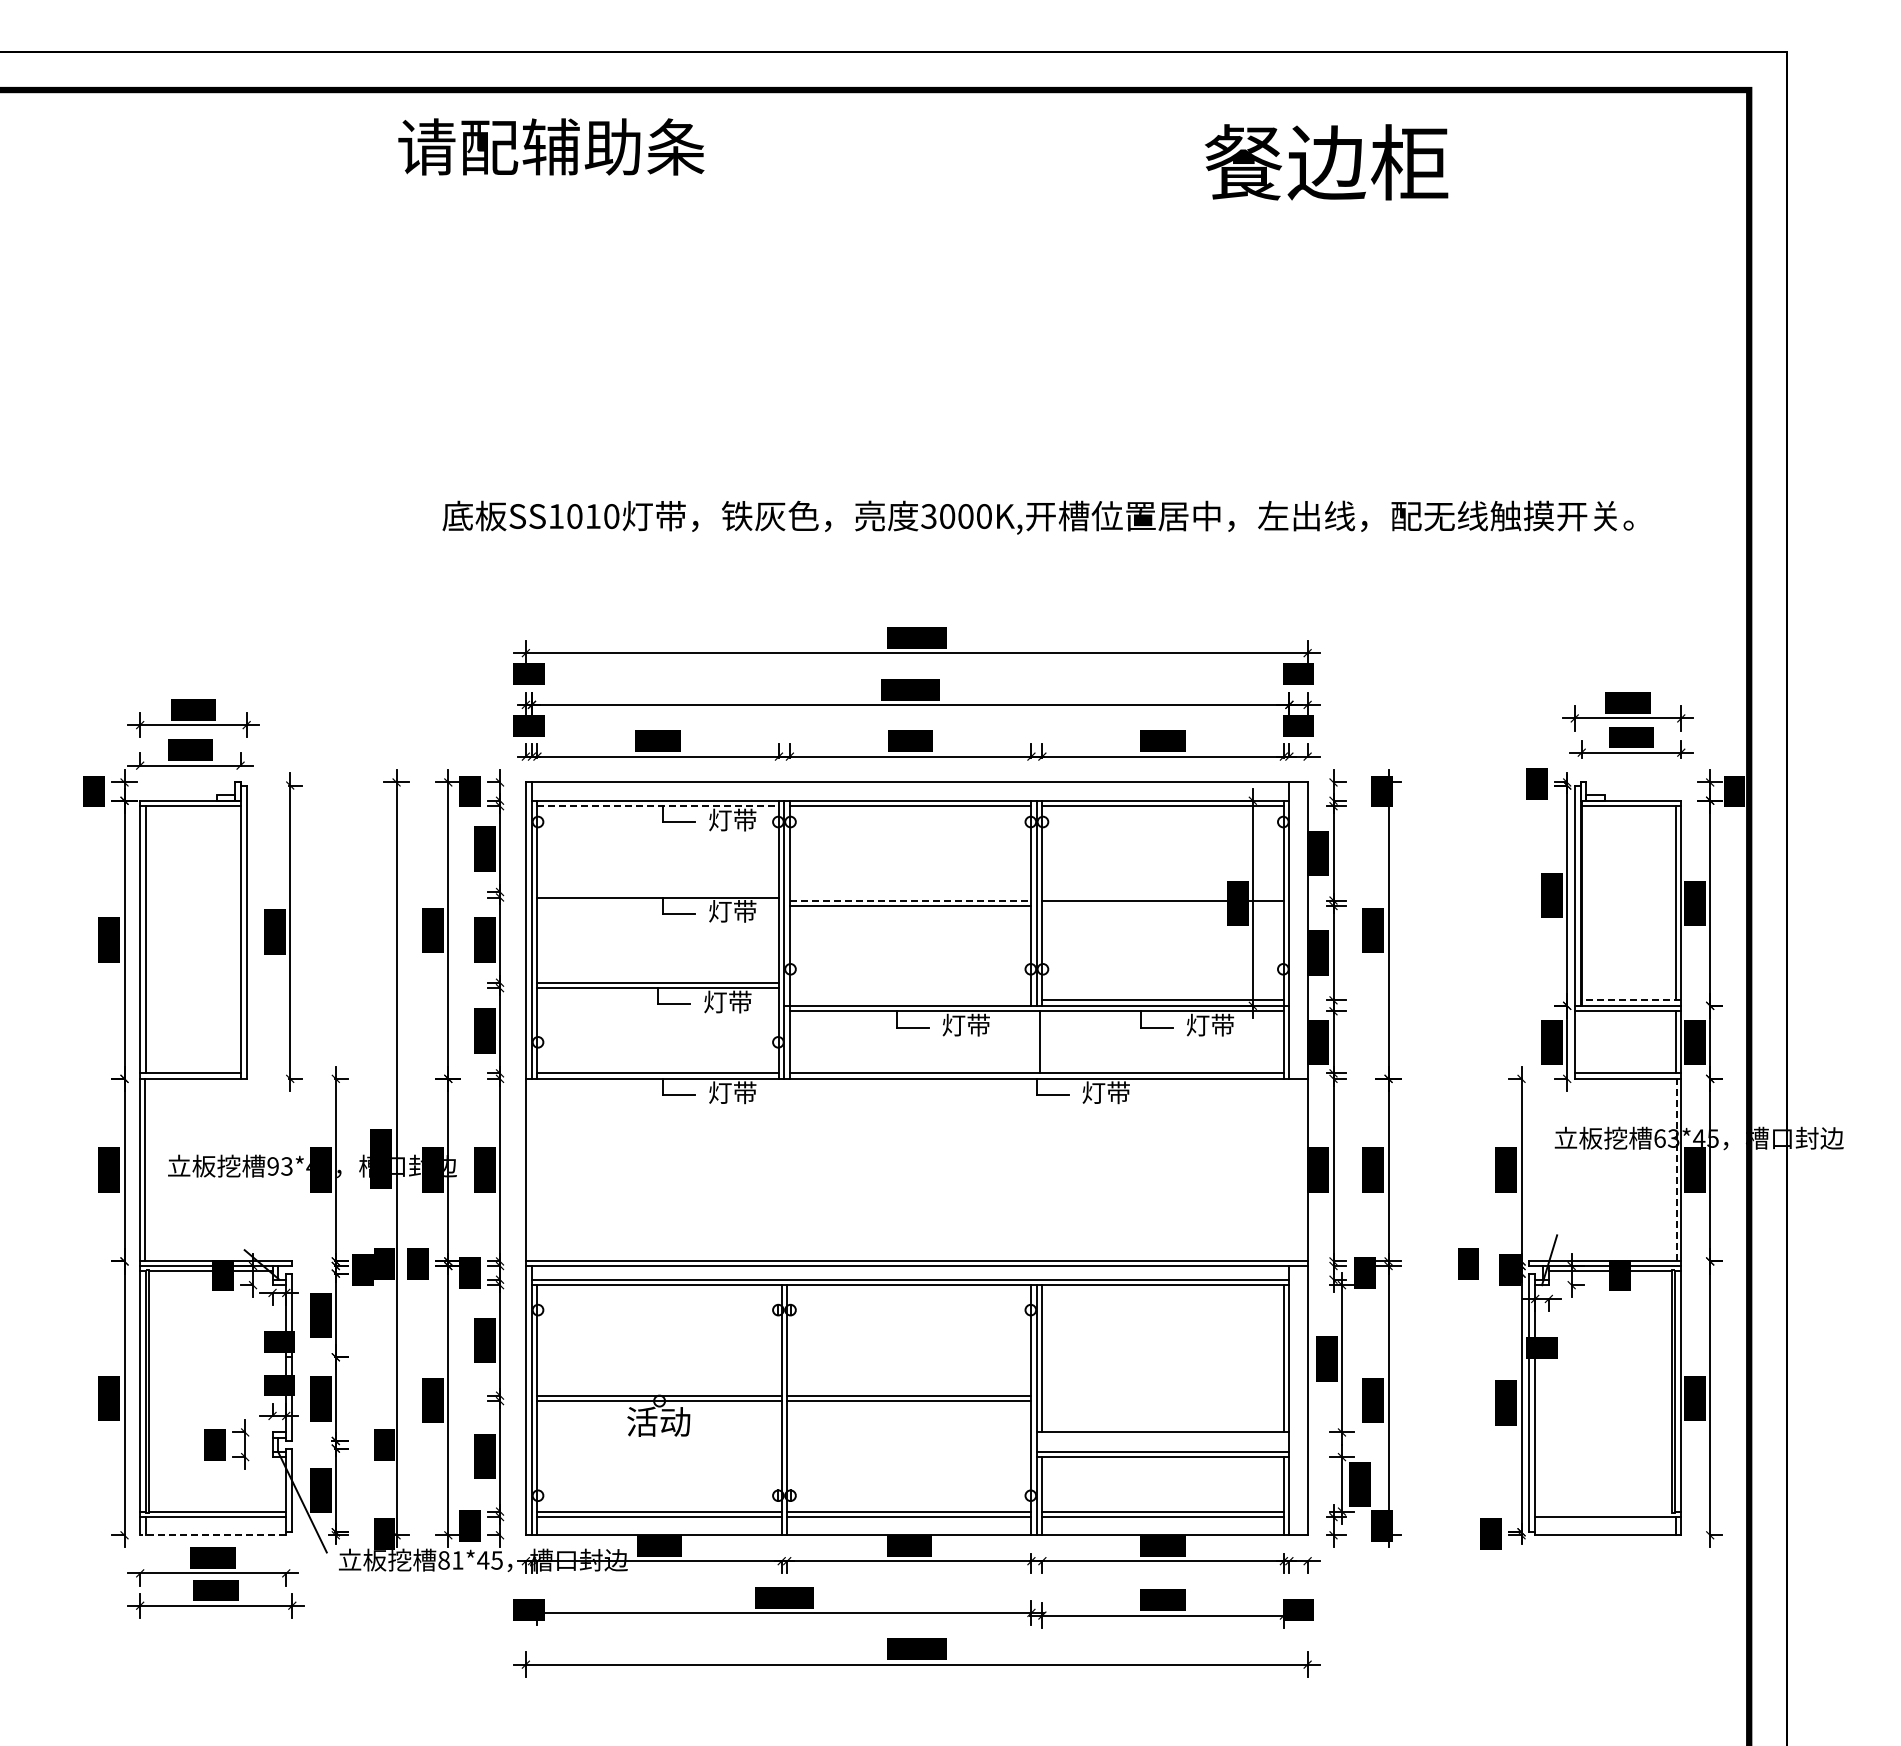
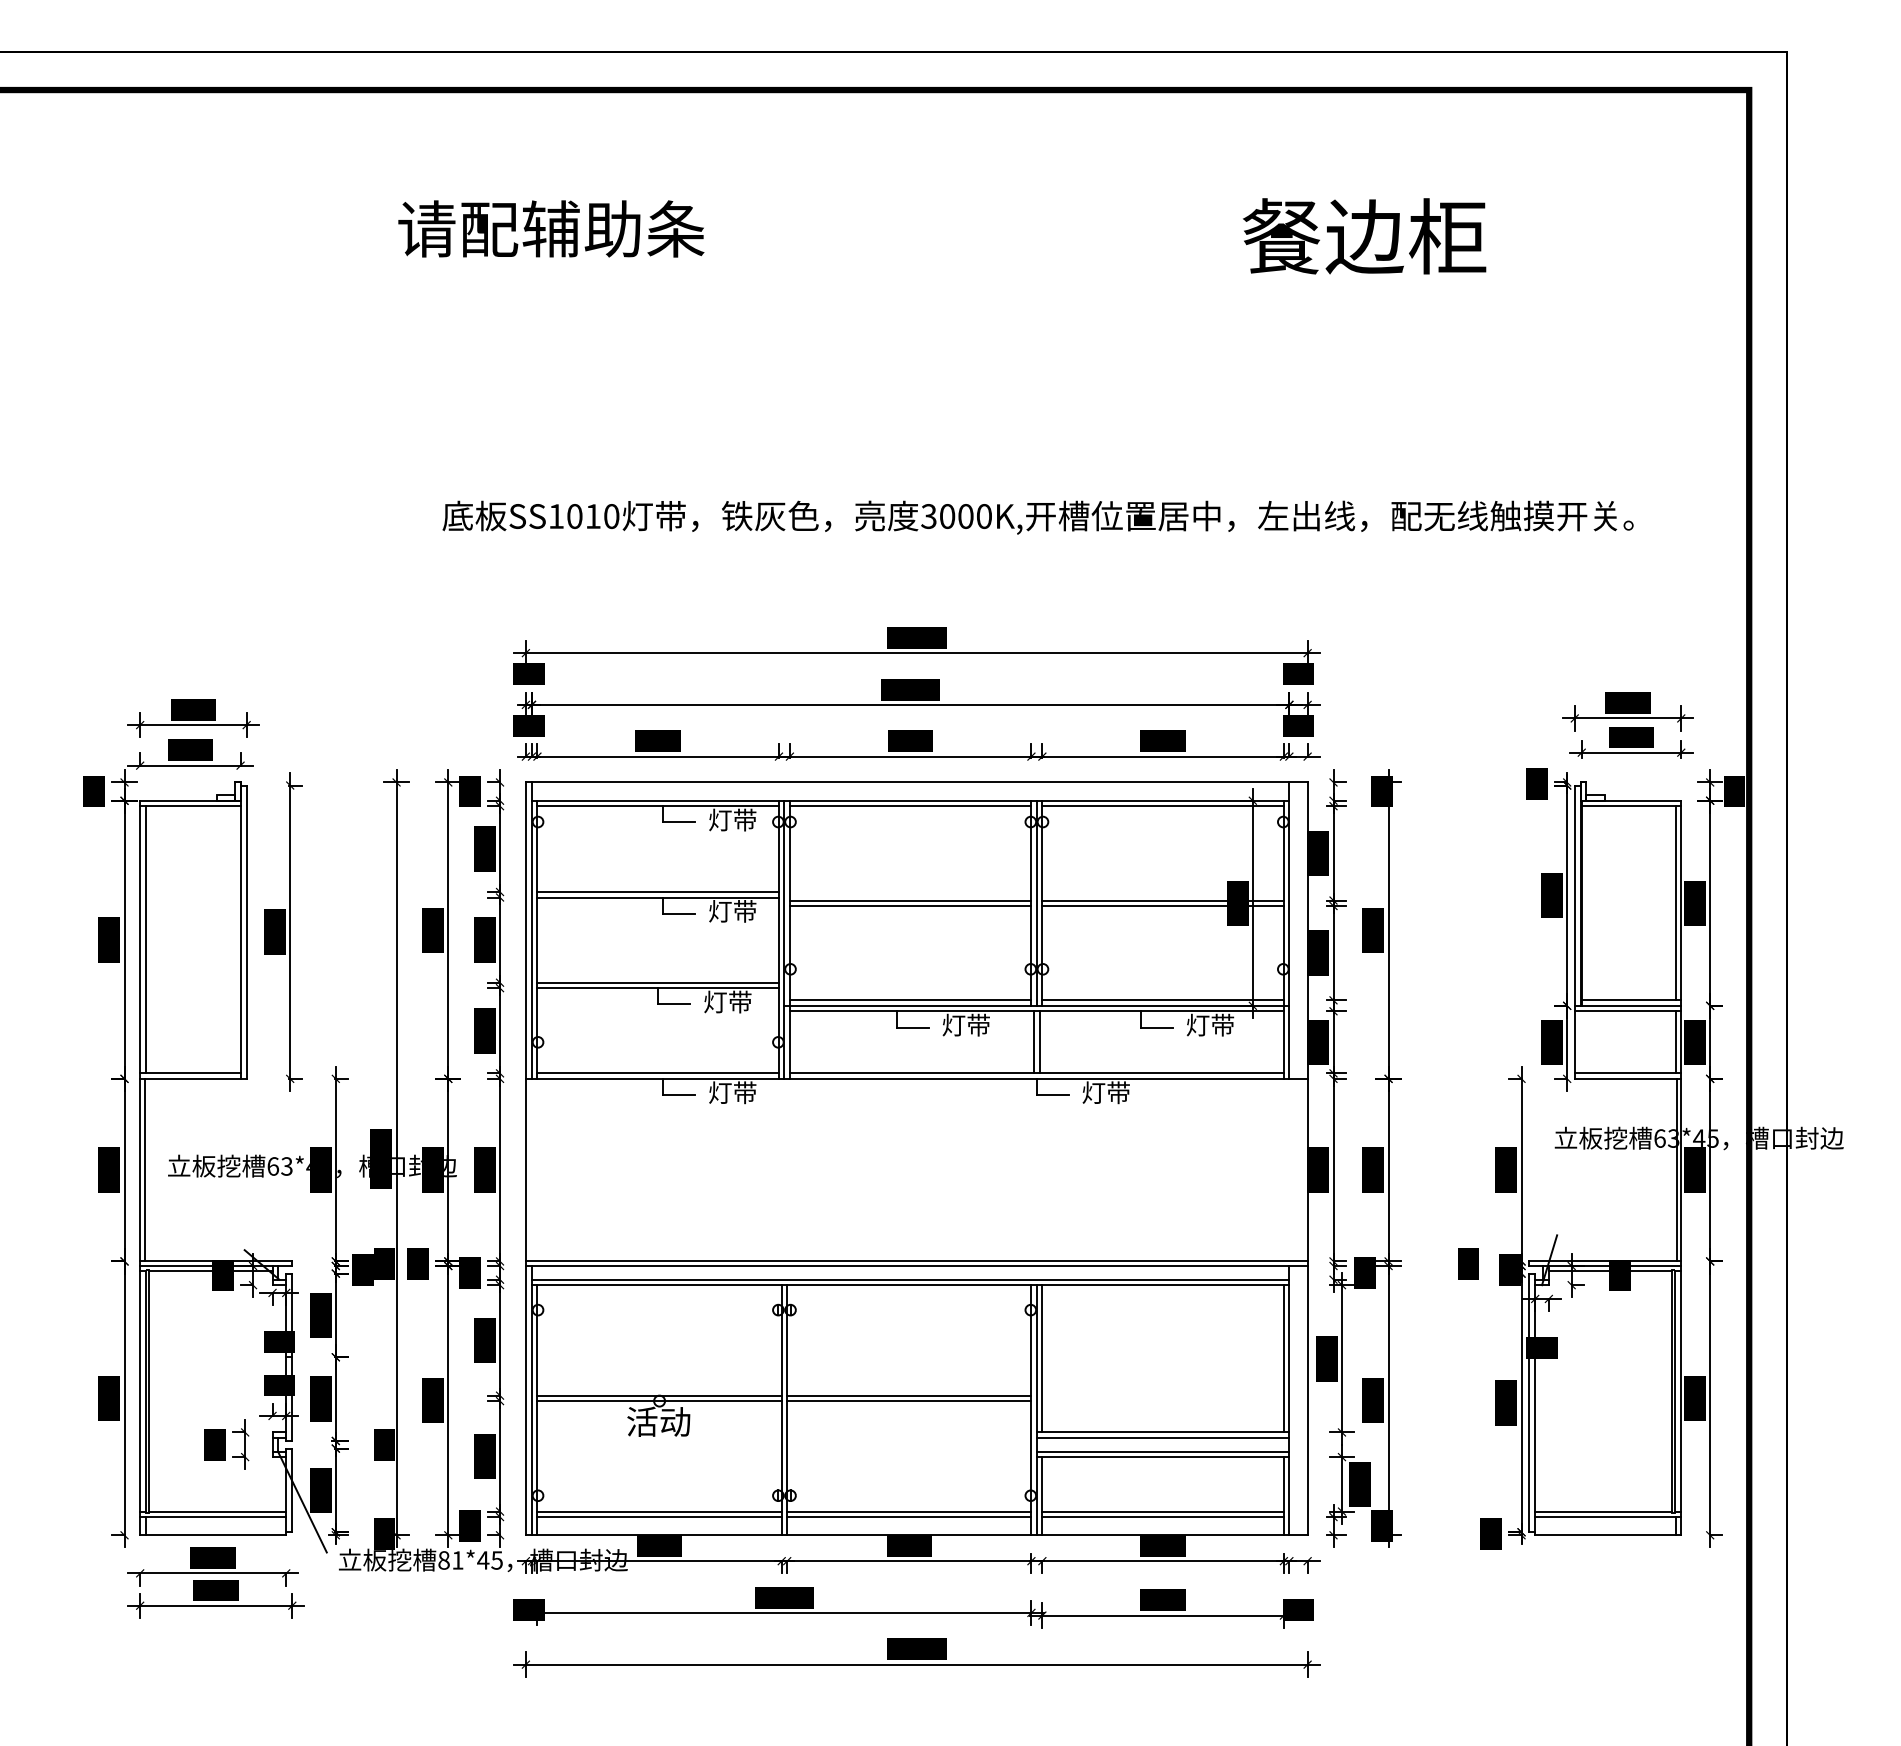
text position: (551, 146) -> (551, 228) (551, 228)
text position: (1326, 162) -> (1364, 236) (1364, 236)
line: dashed -> solid (658, 806)
line: none -> present (657, 892)
line: dashed -> solid (910, 900)
line: none -> present (1162, 906)
line: none -> present (910, 1000)
line: dashed -> solid (1631, 1000)
line: none -> present (1034, 1042)
text: 93*45 -> 63*45 (273, 1166)
line: dashed -> solid (1676, 1169)
line: none -> present (1162, 1437)
line: none -> present (1603, 1511)
line: dashed -> solid (212, 1535)
